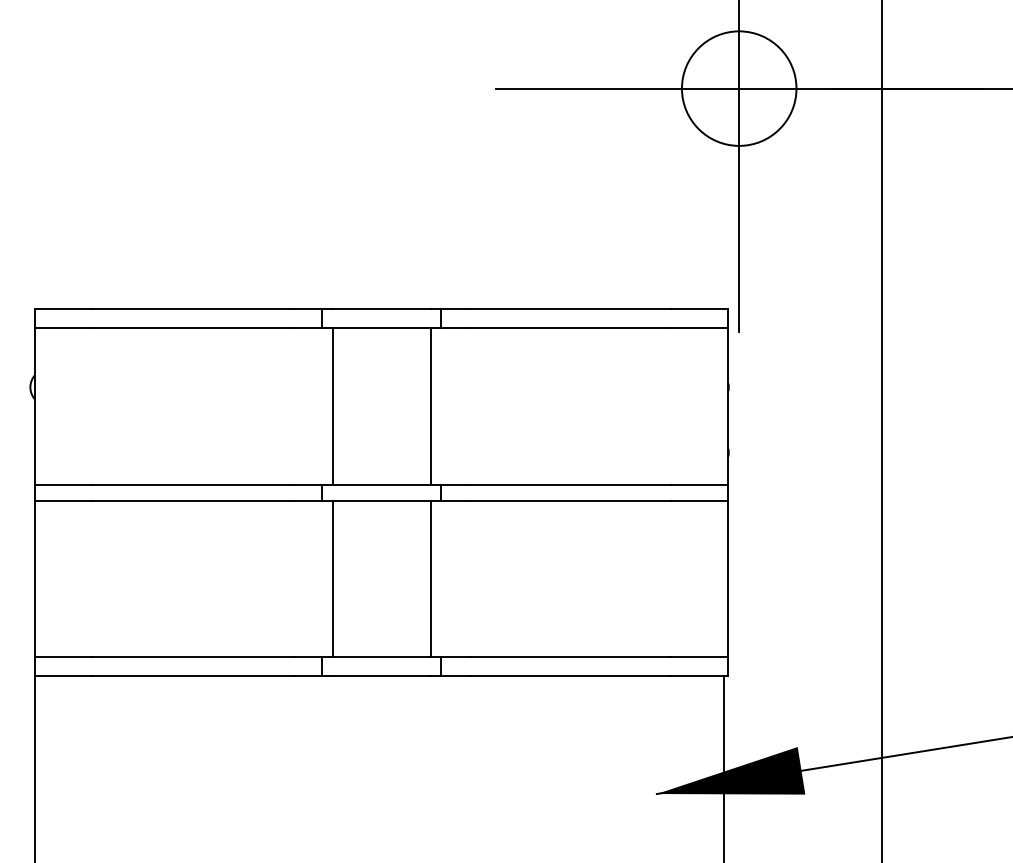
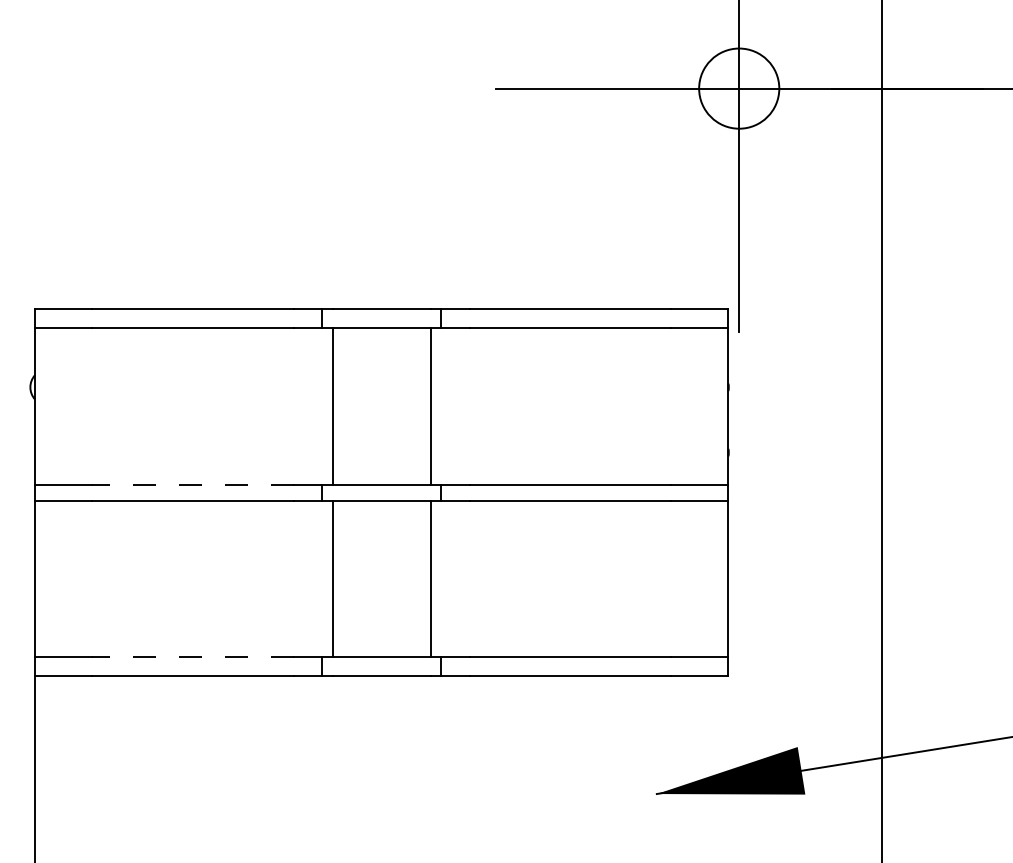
circle diameter: 115 px -> 80 px (739, 88)
line: solid -> dashed (192, 484)
line: solid -> dashed (192, 657)
line: present -> none (723, 767)
